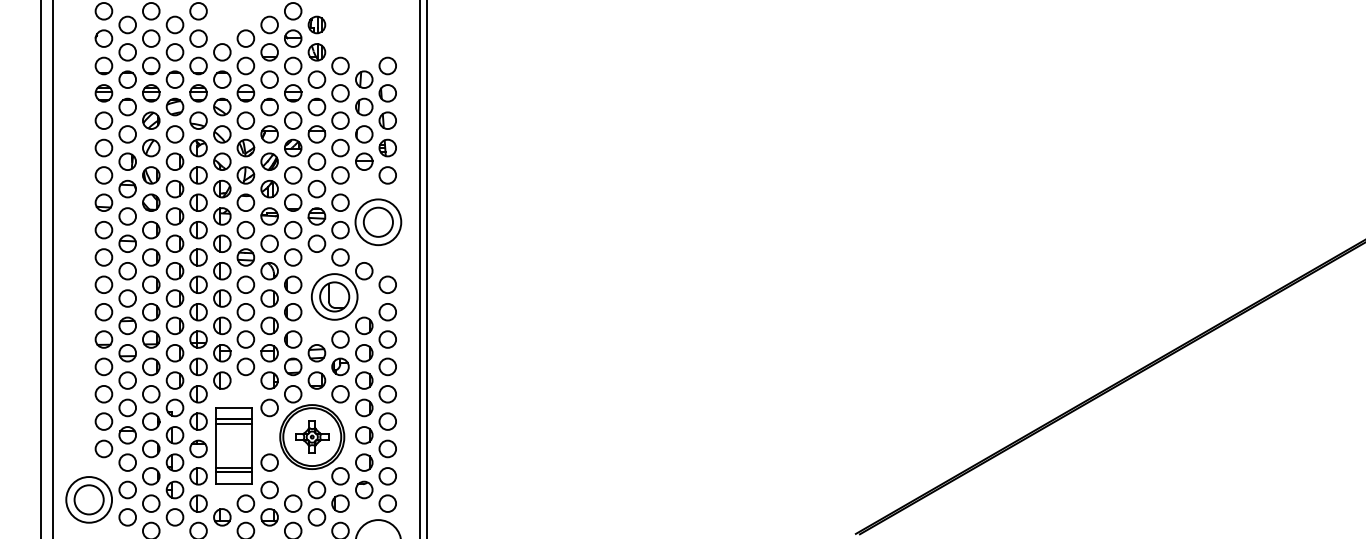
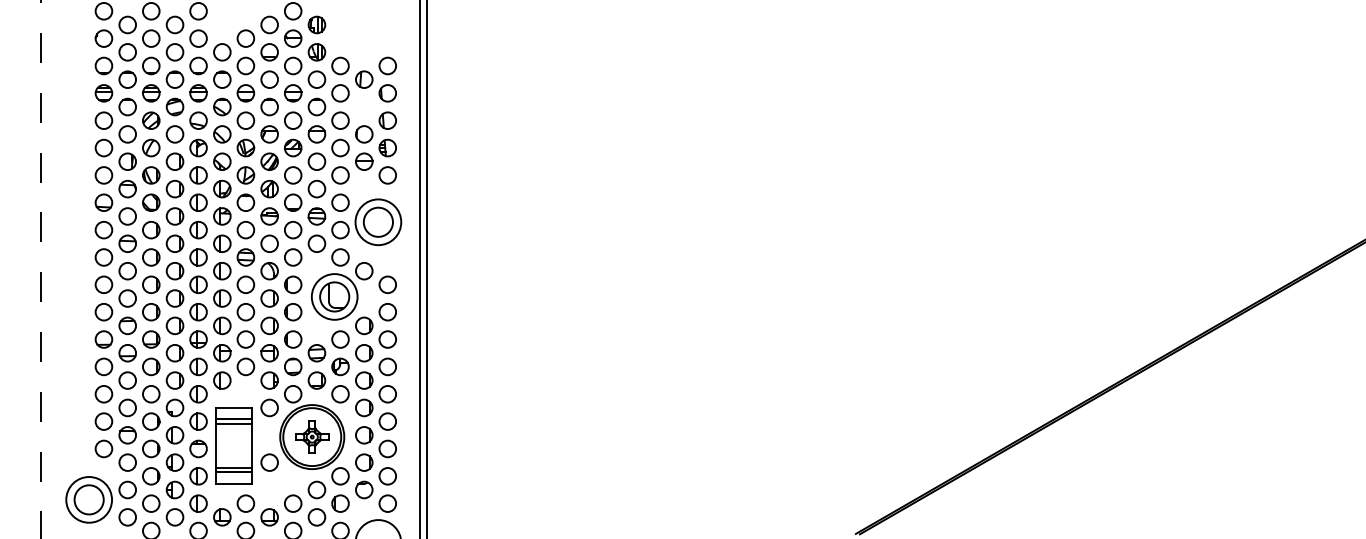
part: present -> none (364, 106)
line: present -> none (53, 268)
line: solid -> dashed (40, 269)
circle: present -> none (269, 489)
